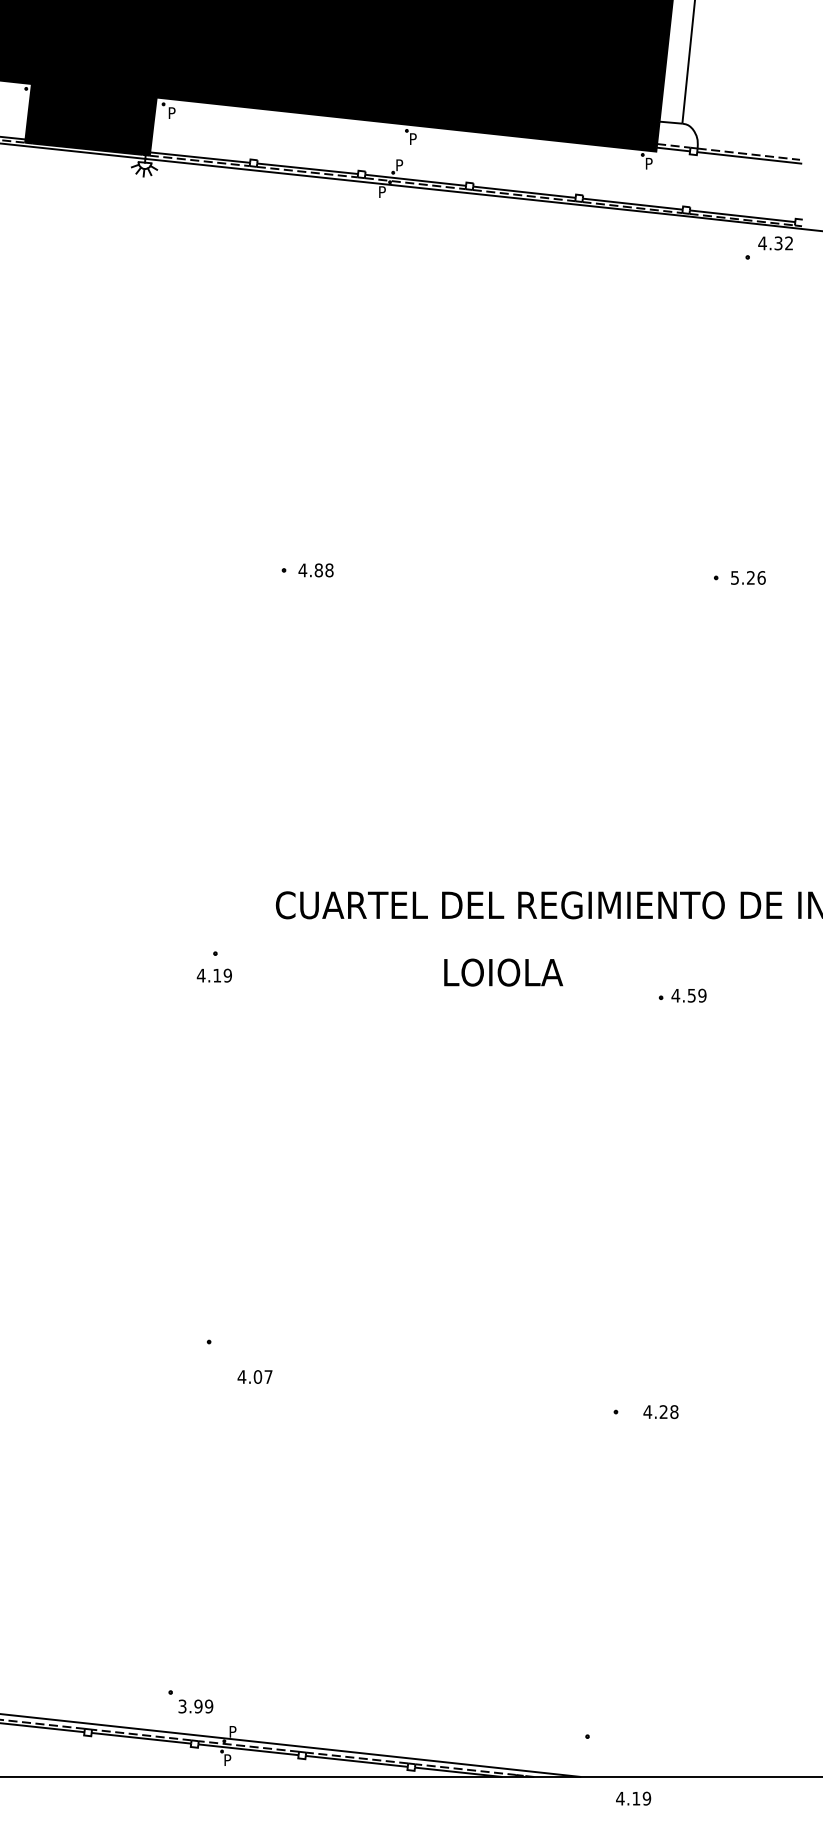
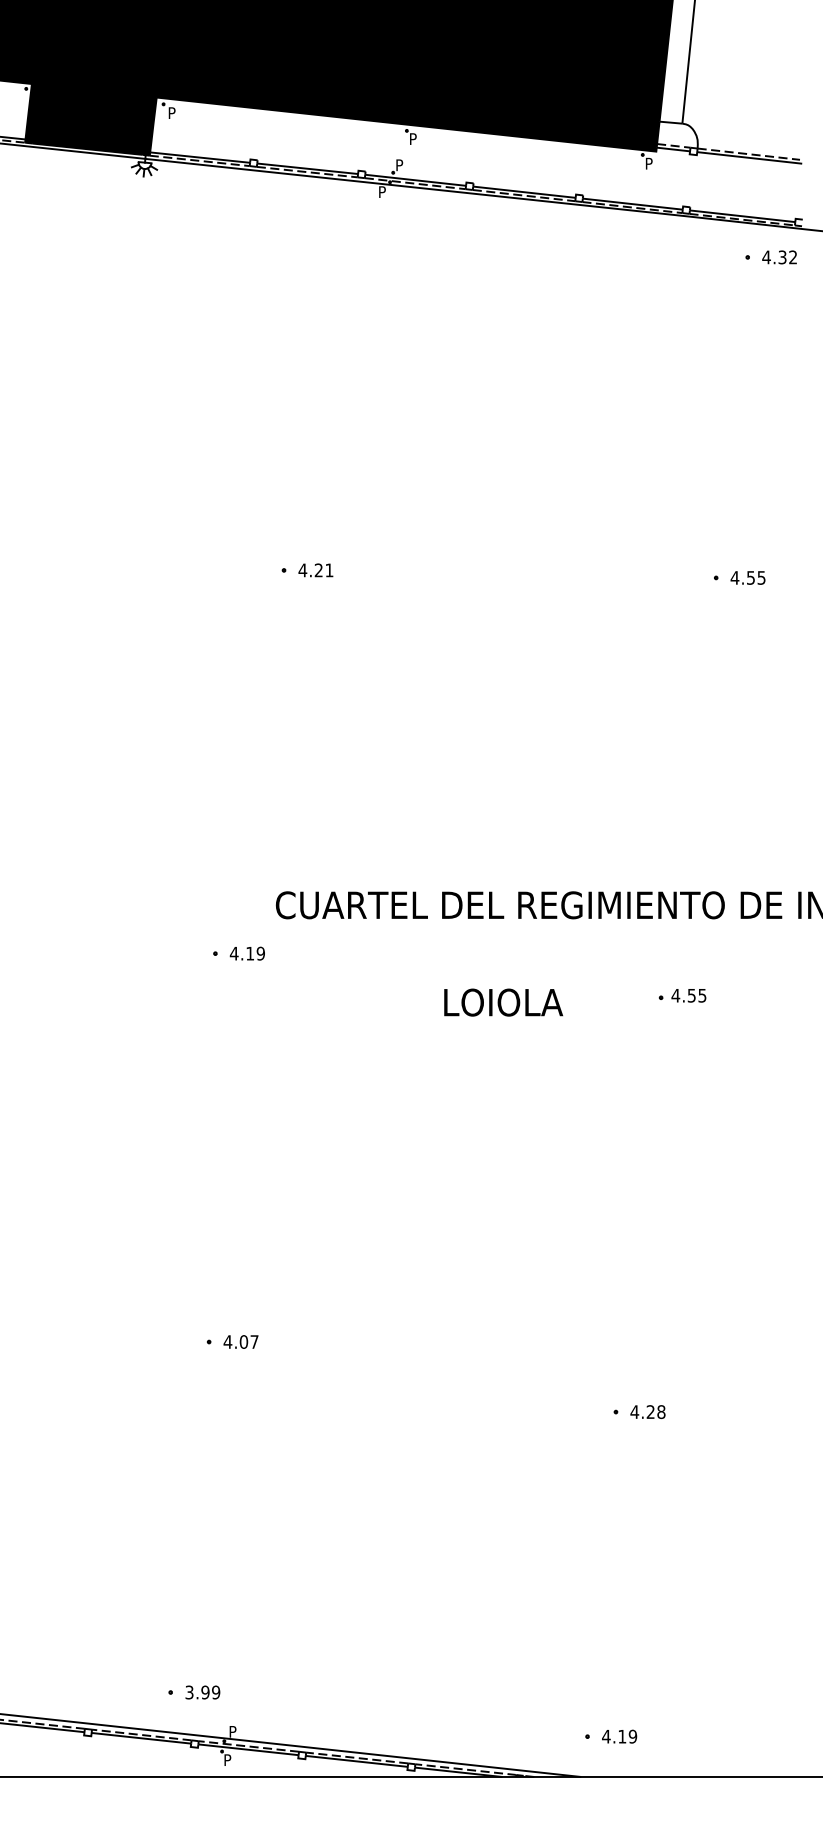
text position: (775, 243) -> (779, 257) (779, 257)
text: 4.88 -> 4.21 (323, 570)
text: 5.26 -> 4.55 (747, 577)
text position: (503, 972) -> (503, 1002) (503, 1002)
text position: (213, 975) -> (246, 953) (246, 953)
text: 4.59 -> 4.55 (702, 995)
text position: (254, 1376) -> (240, 1341) (240, 1341)
text position: (660, 1411) -> (647, 1411) (647, 1411)
text position: (195, 1706) -> (202, 1692) (202, 1692)
text position: (633, 1798) -> (619, 1736) (619, 1736)
